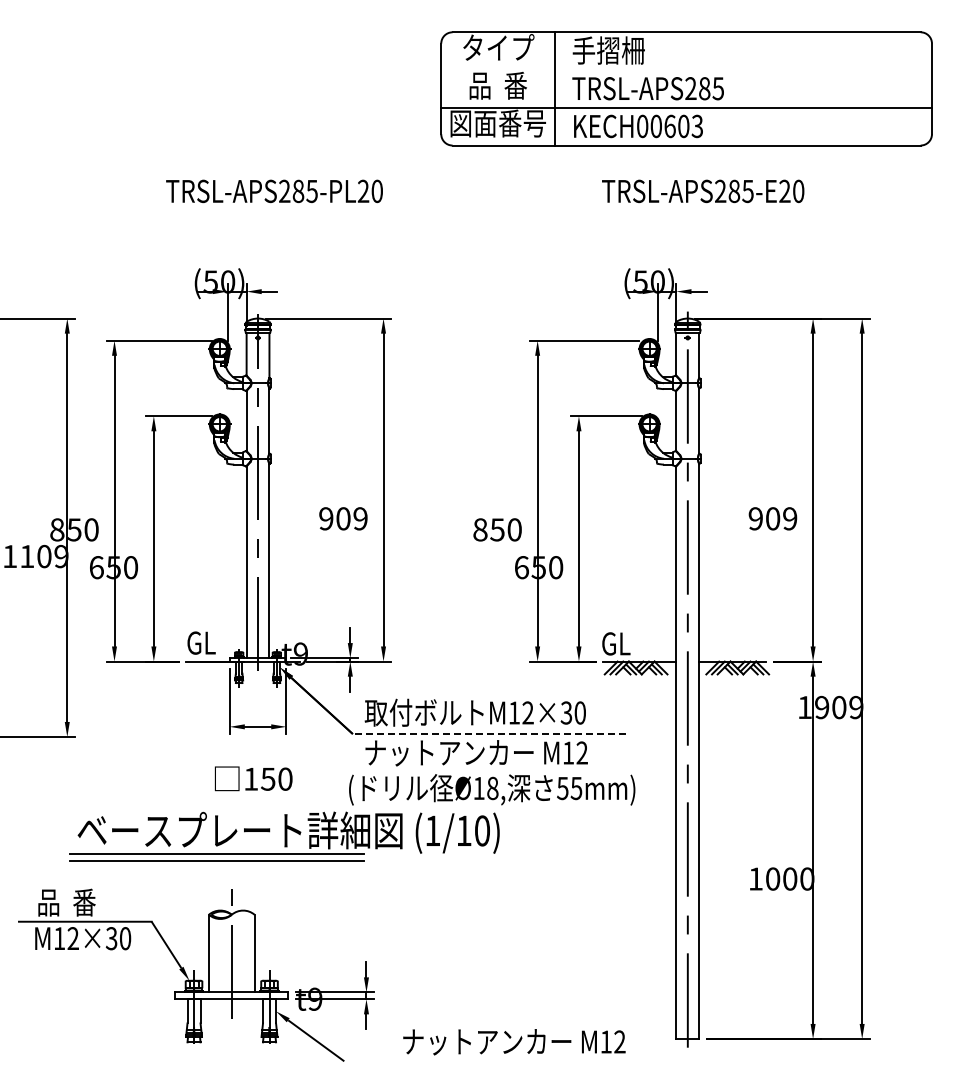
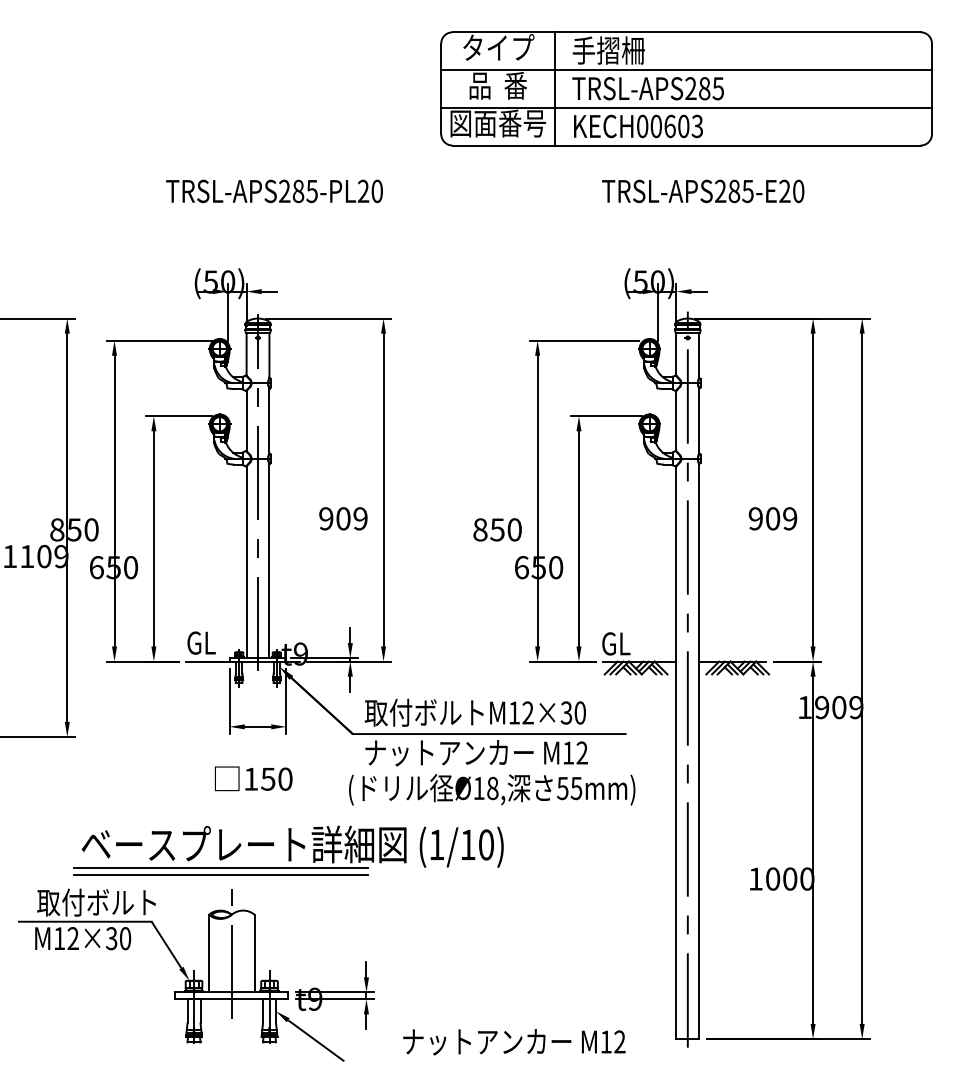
line: none -> present (686, 70)
line: dashed -> solid (488, 734)
part position: (284, 836) -> (288, 850) (288, 850)
text: 品  番 -> 取付ボルト (96, 902)
